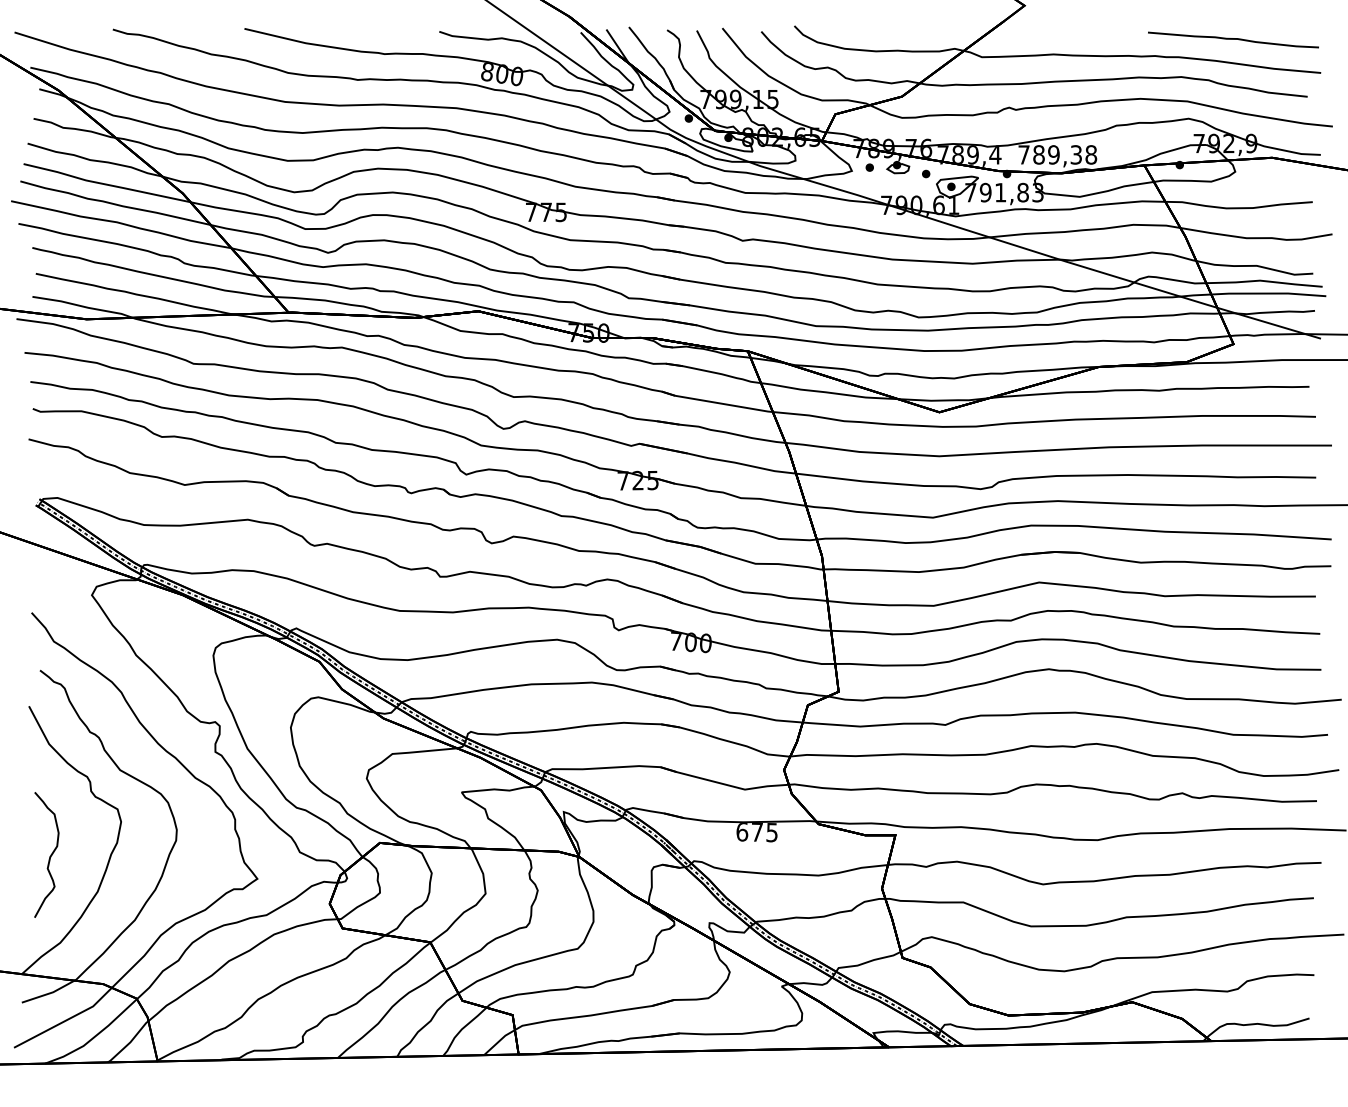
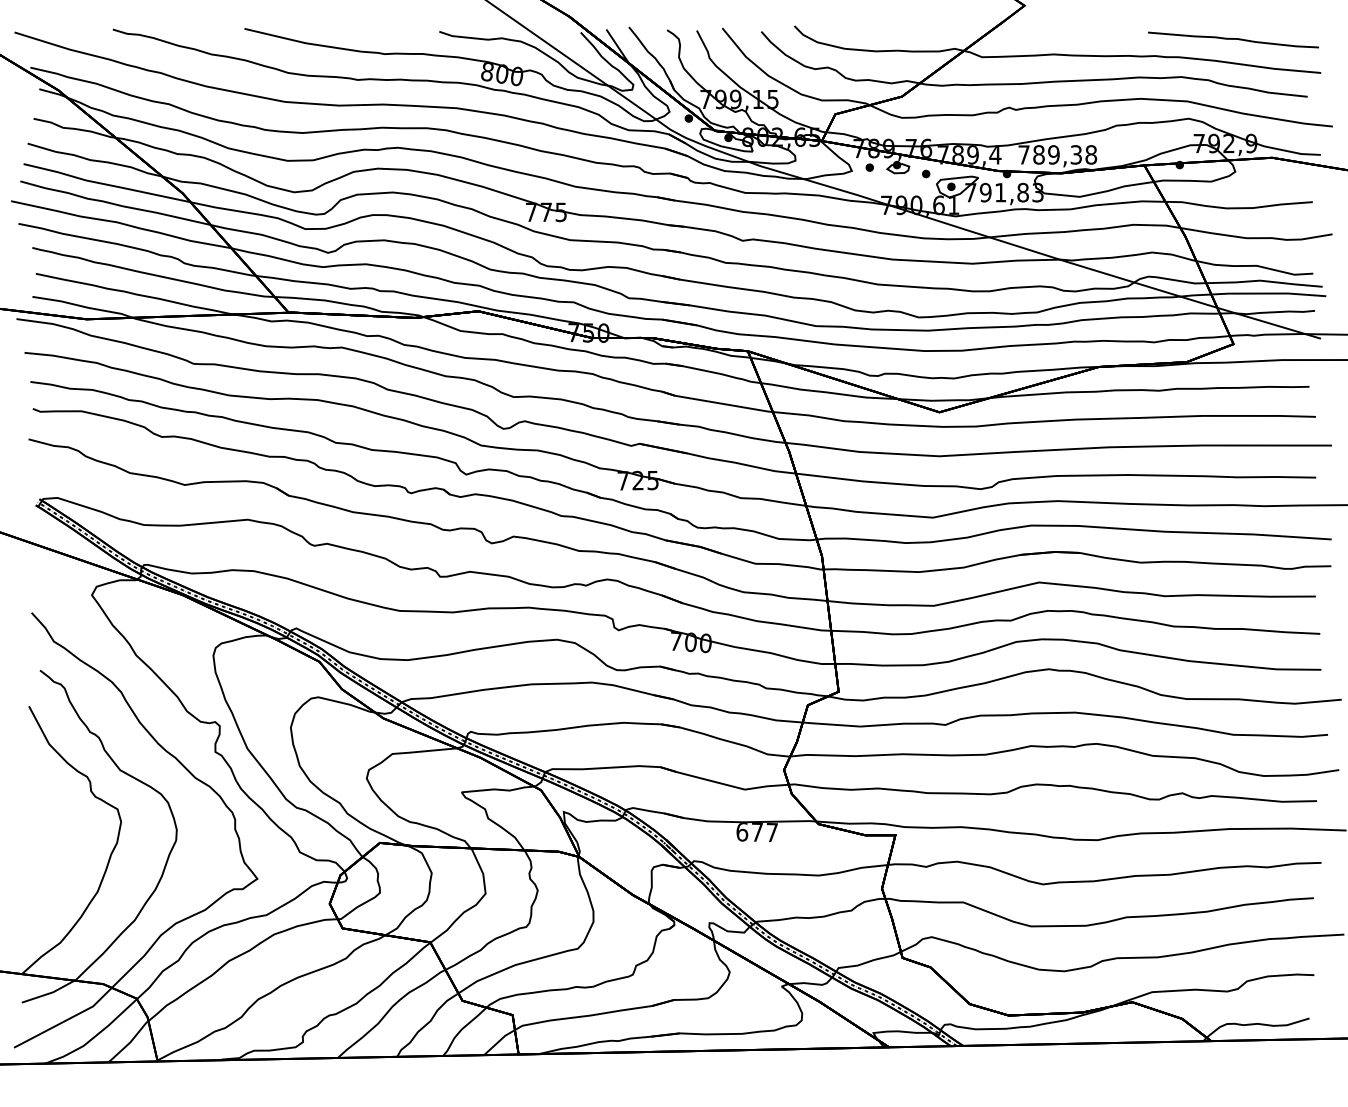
text: 675 -> 677 (771, 832)
curve: present -> none (49, 856)
